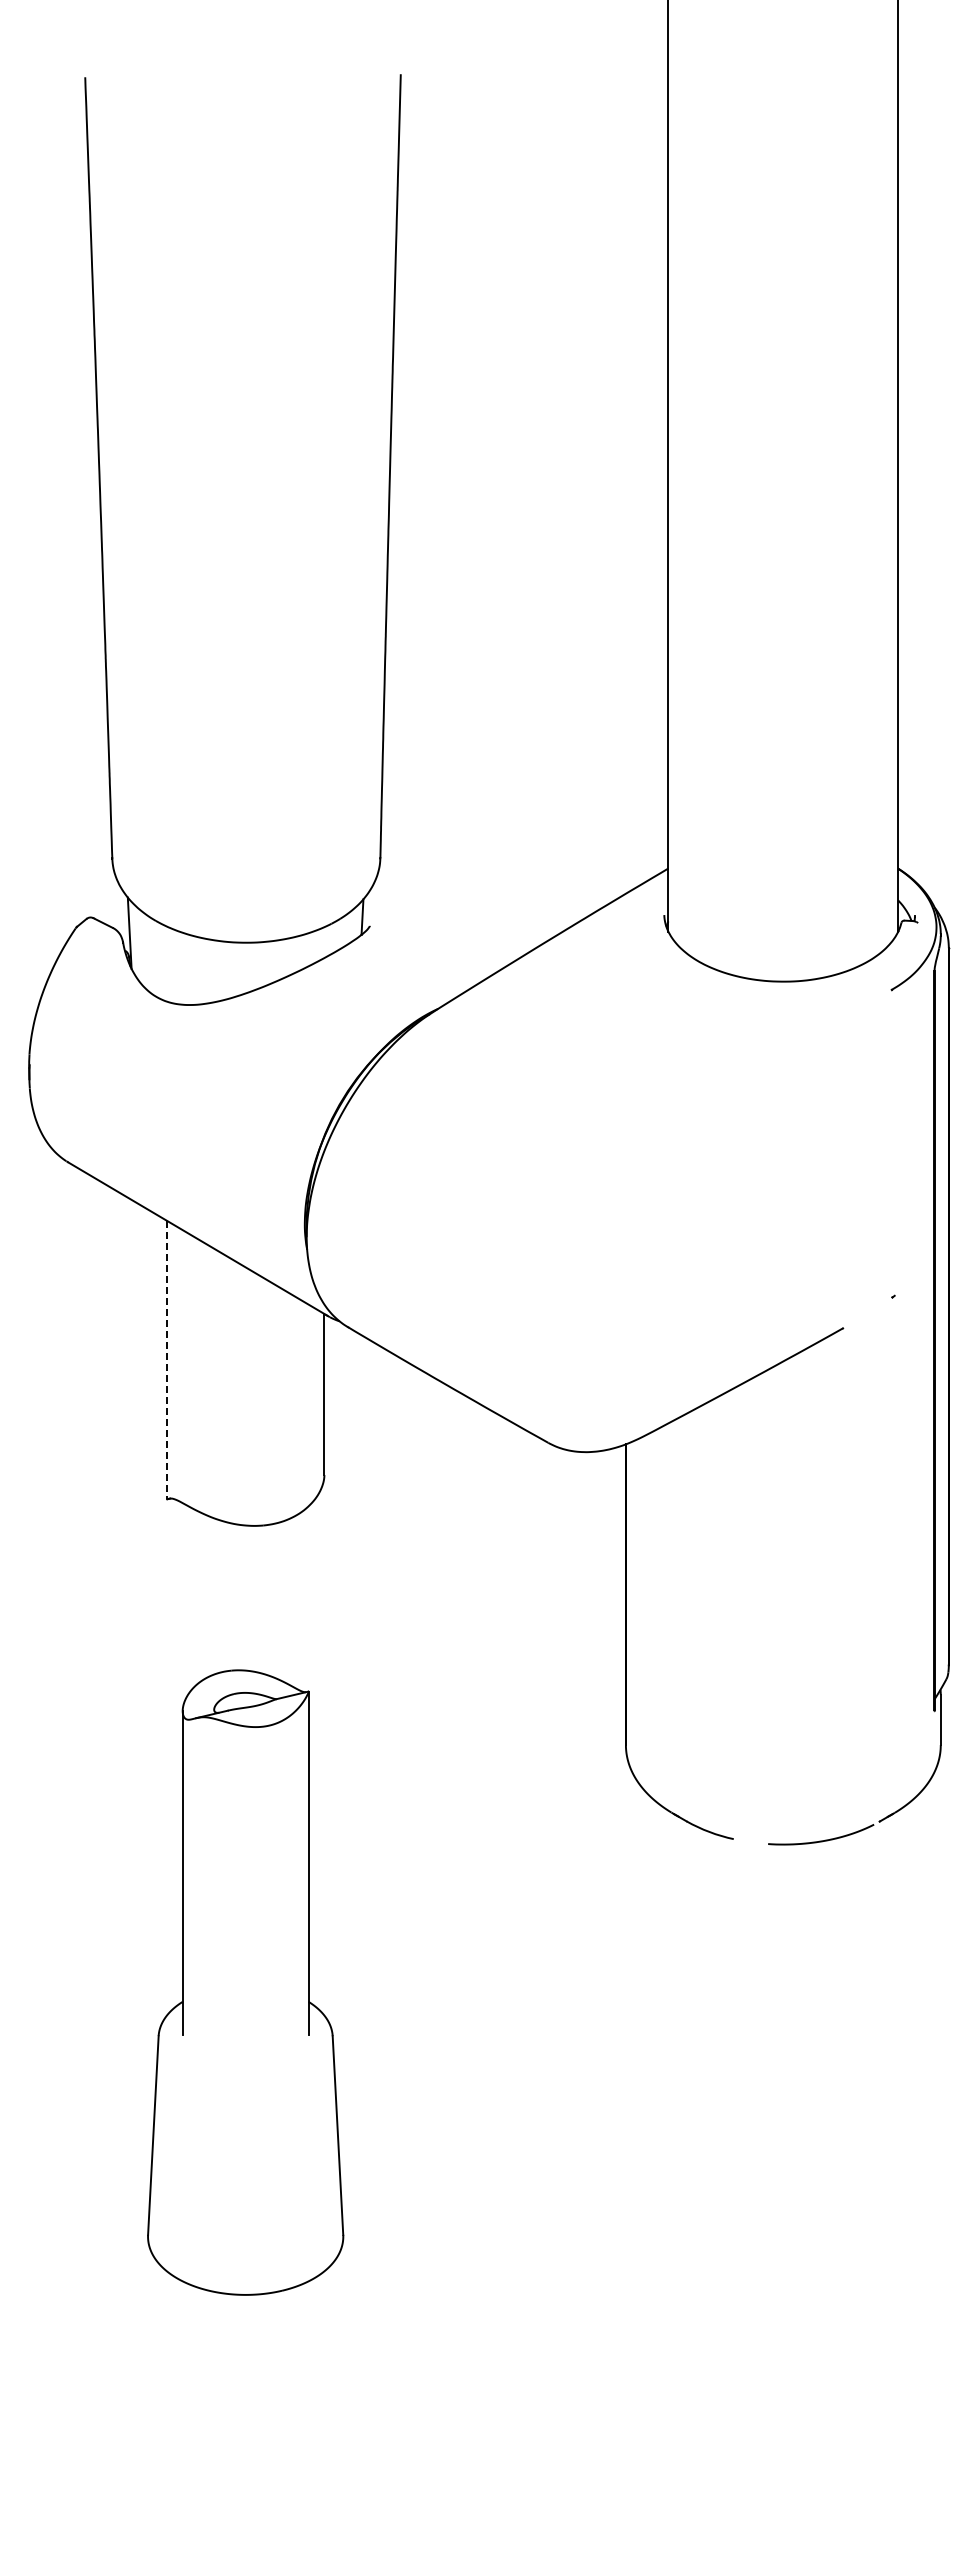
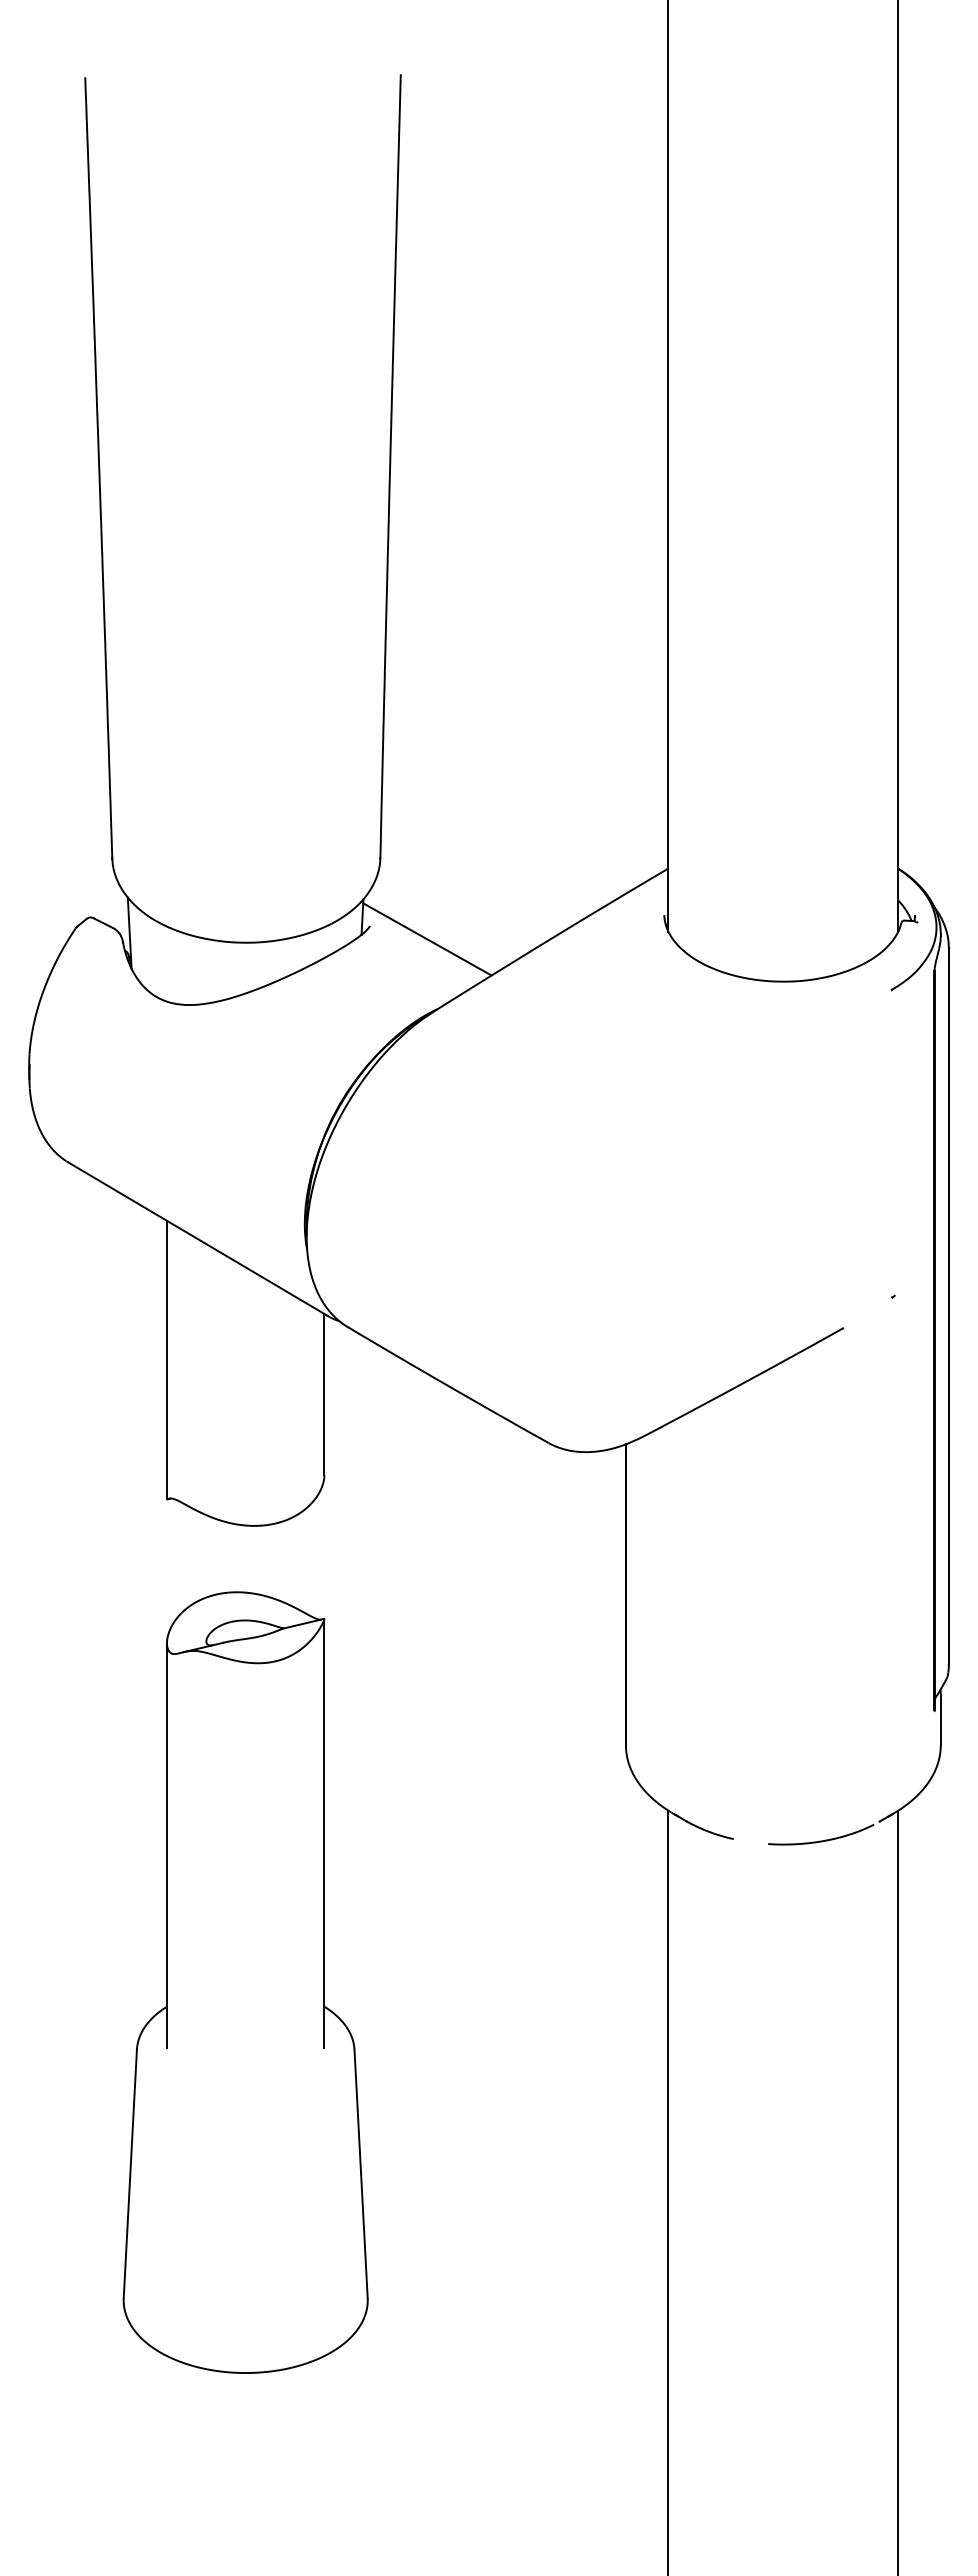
line: none -> present (427, 939)
line: dashed -> solid (166, 1360)
part size: 198x627 px -> 247x783 px (245, 1982)
line: none -> present (668, 2191)
line: none -> present (898, 2191)
